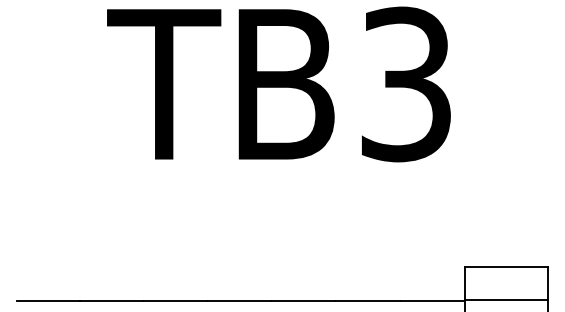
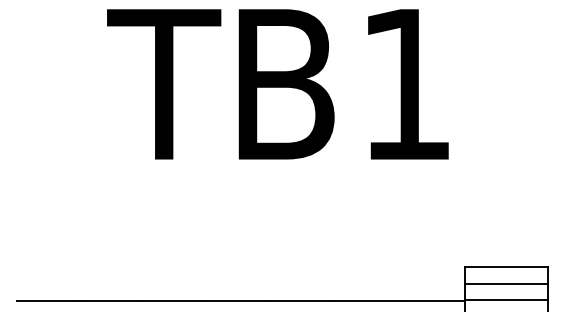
text: TB3 -> TB1 (405, 84)
line: none -> present (506, 283)
